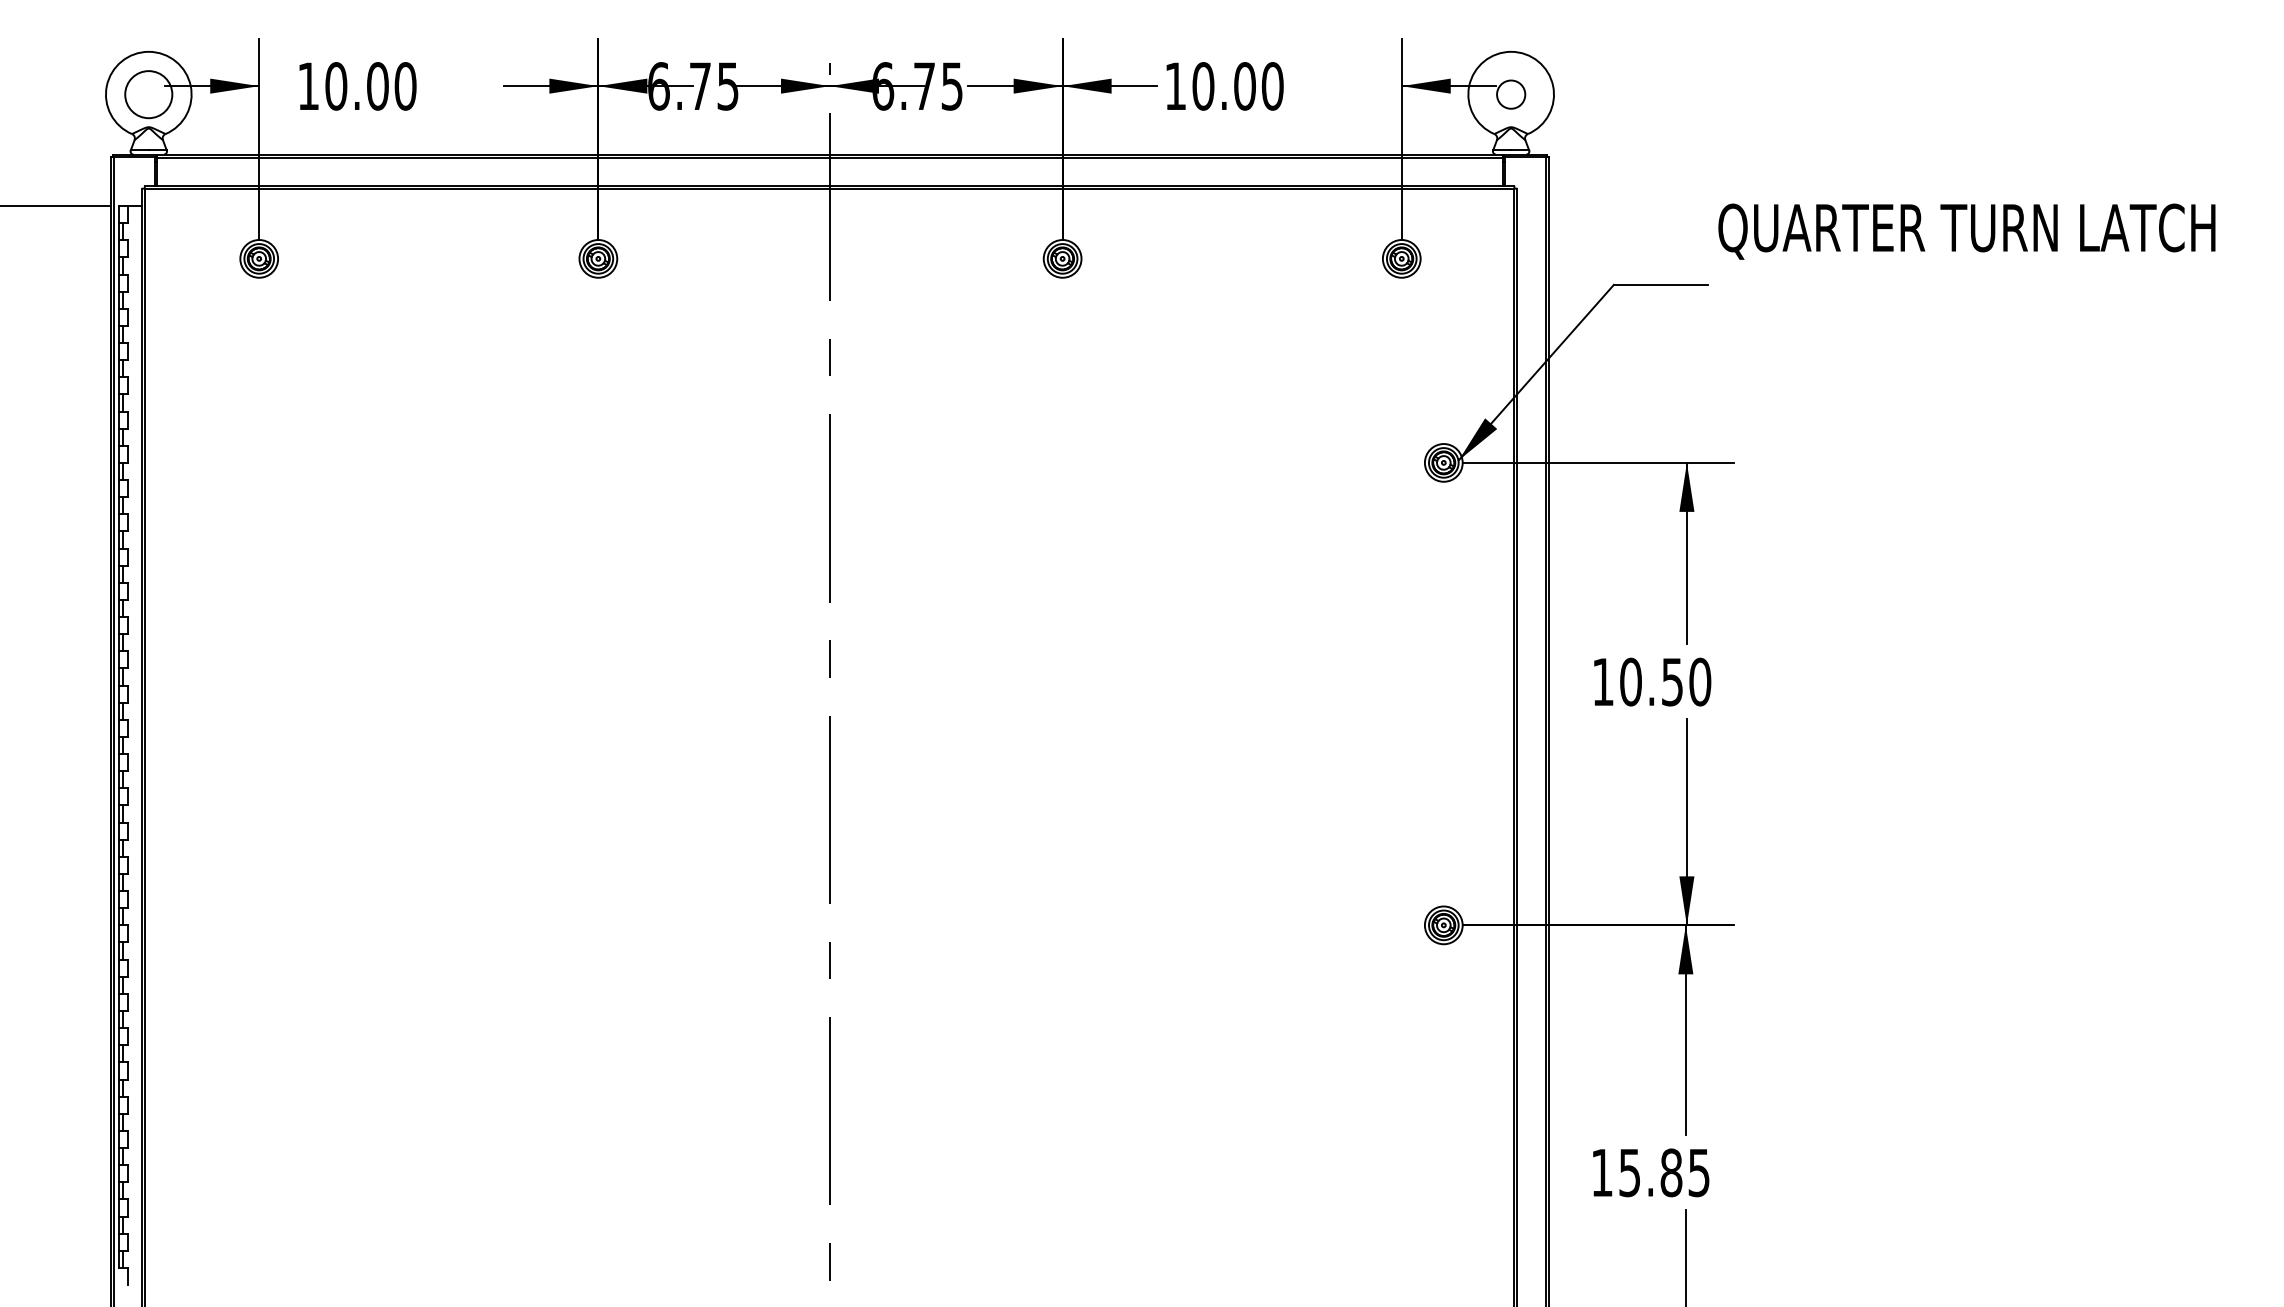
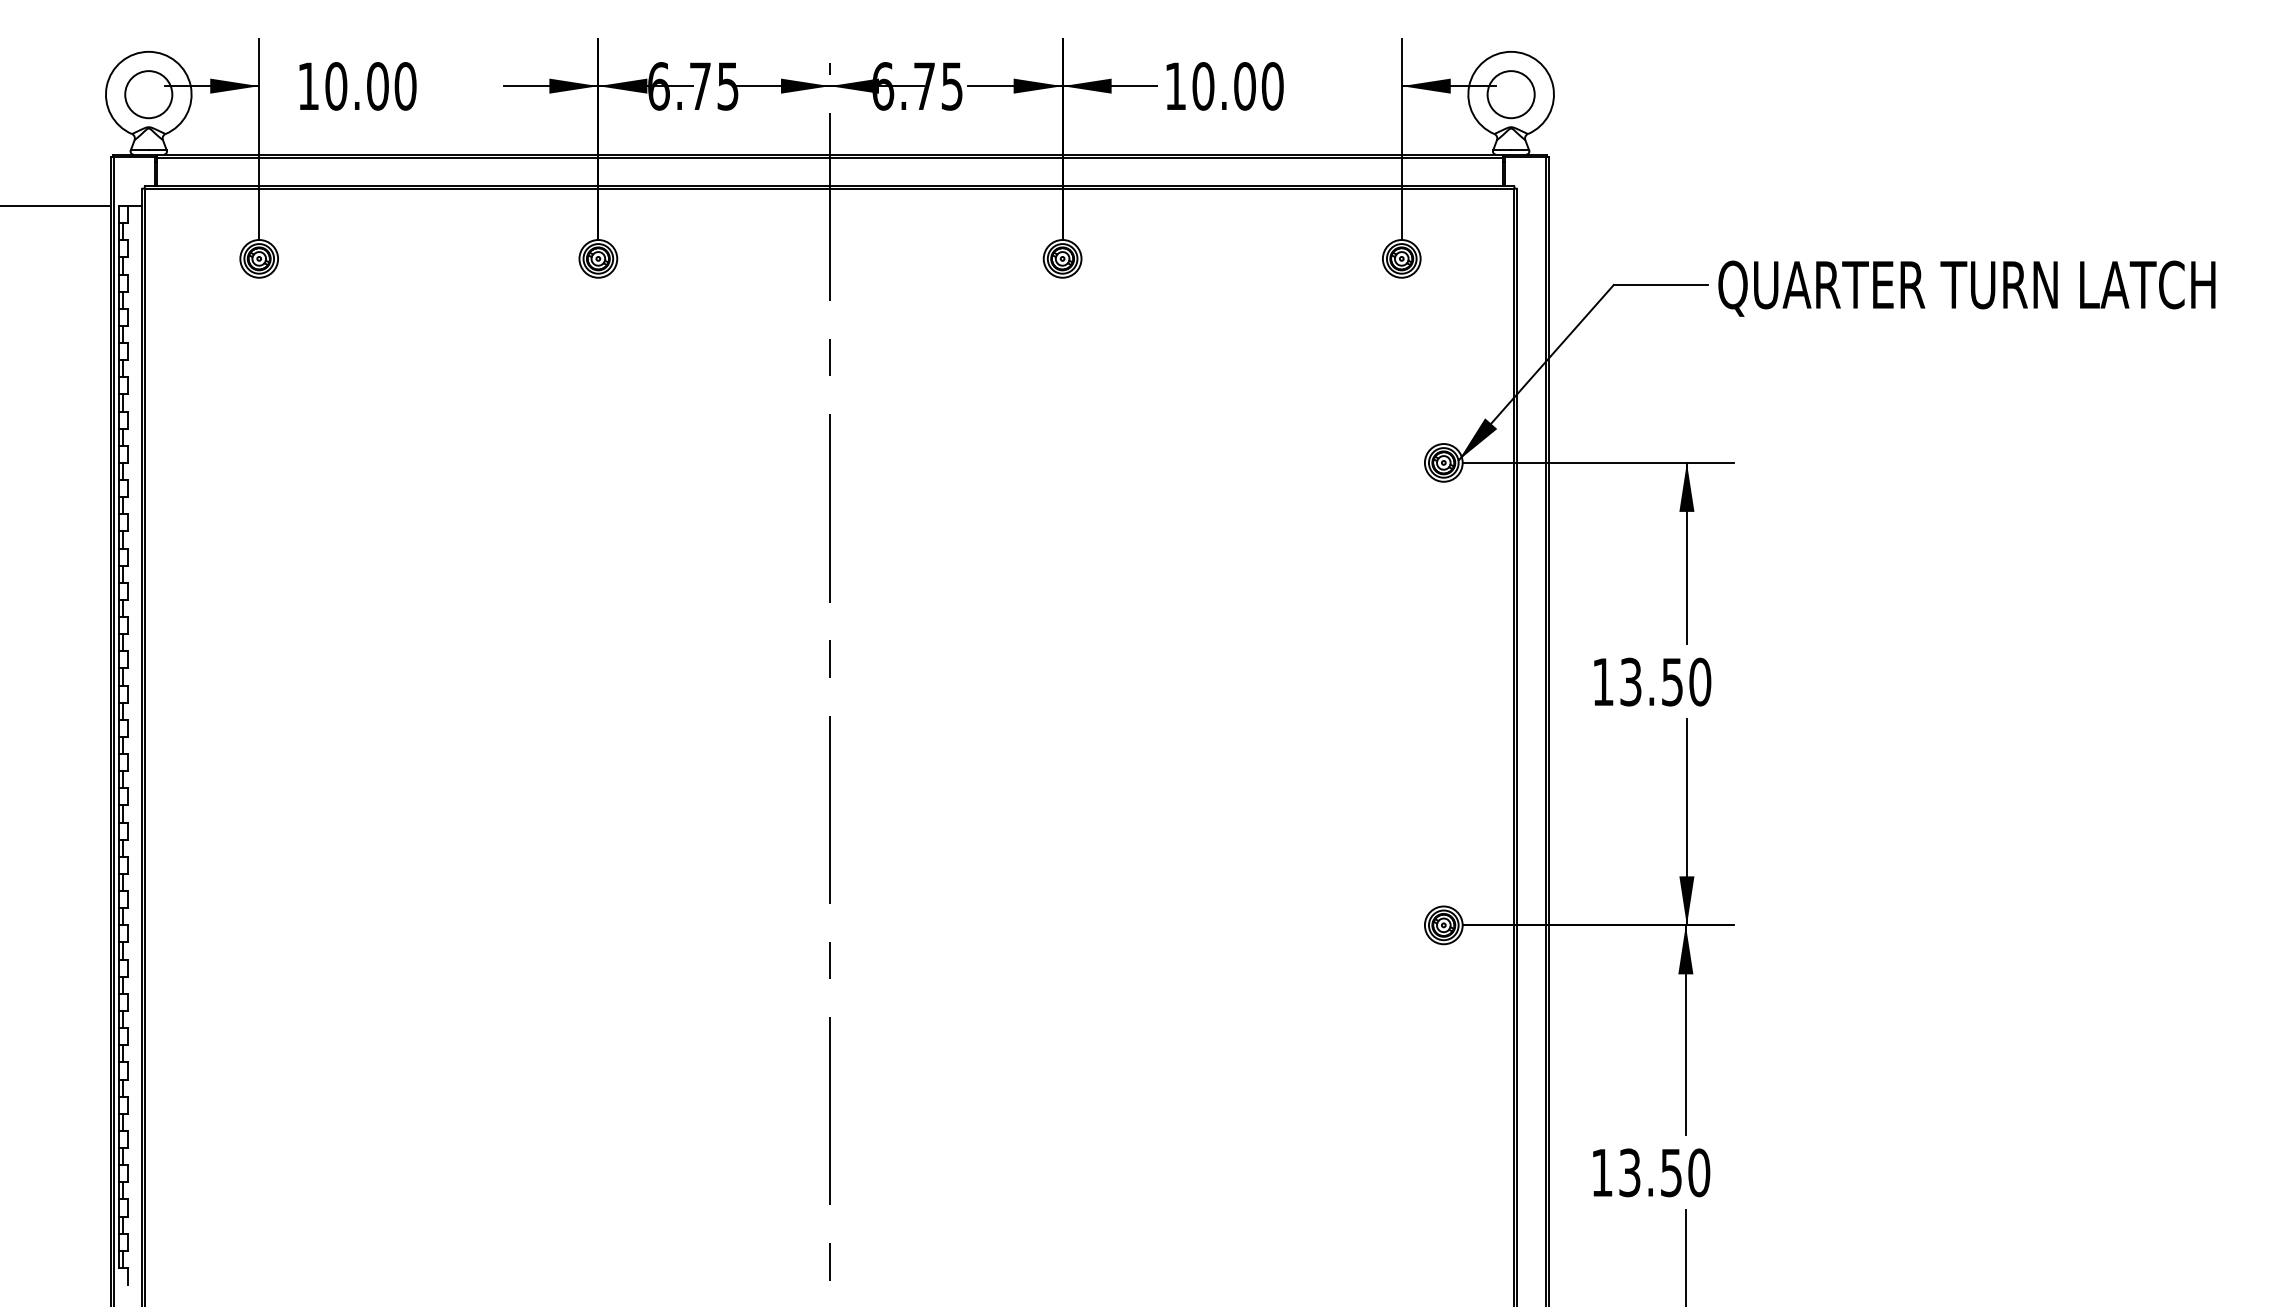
circle diameter: 28 px -> 47 px (1510, 94)
text position: (1966, 231) -> (1966, 288) (1966, 288)
text: 10.50 -> 13.50 (1630, 681)
text: 15.85 -> 13.50 (1664, 1172)
